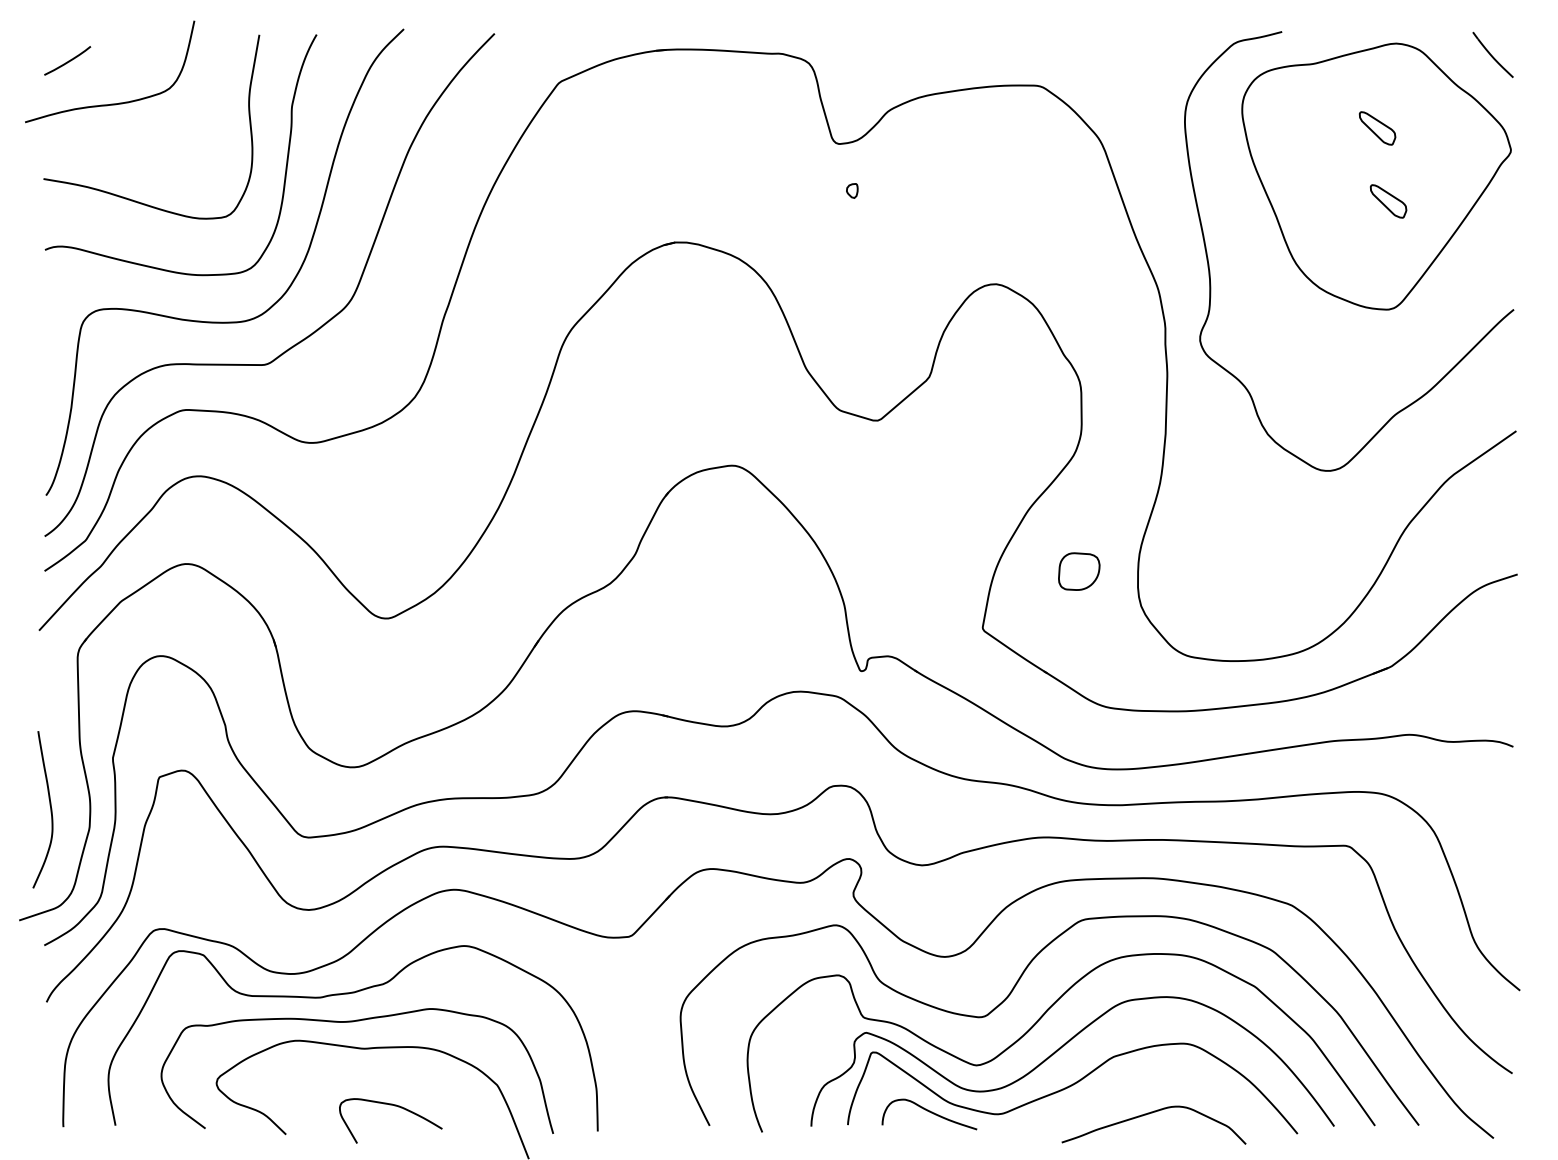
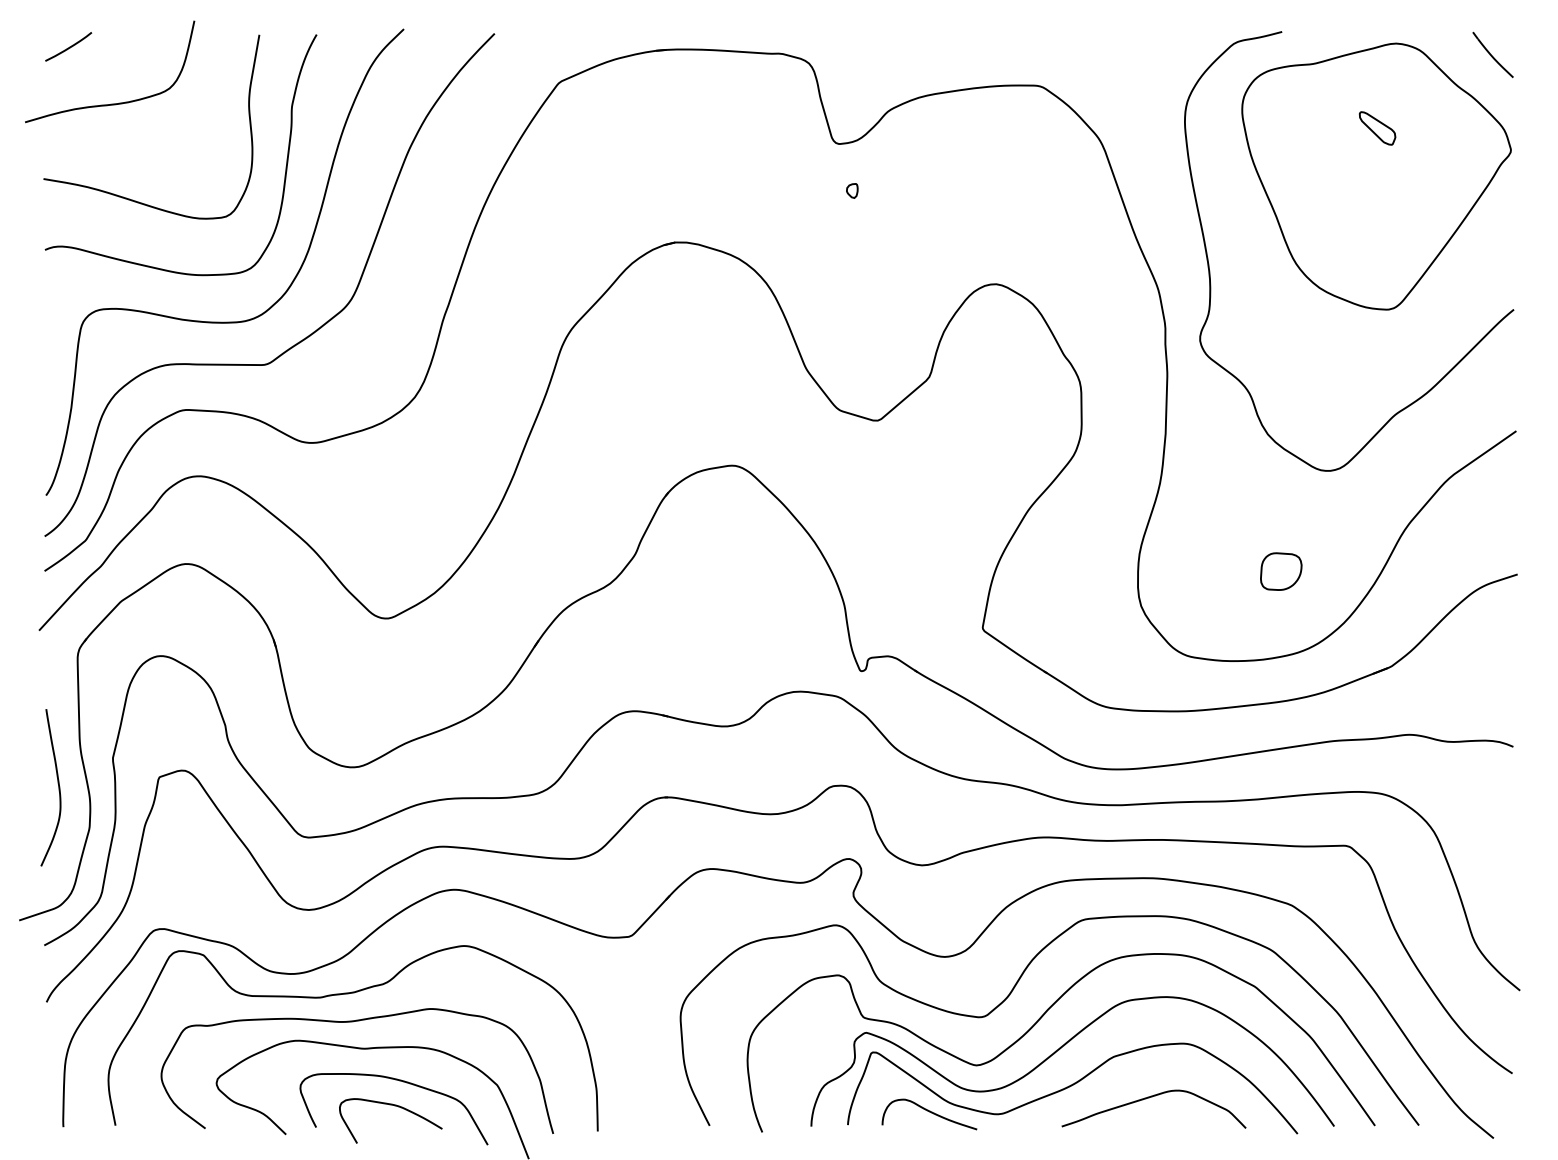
curve position: (68, 60) -> (69, 46) (69, 46)
part: present -> none (1388, 201)
part position: (1079, 571) -> (1281, 571) (1281, 571)
curve position: (50, 809) -> (58, 787) (58, 787)
curve: none -> present (399, 1081)
curve position: (1149, 1114) -> (1149, 1098) (1149, 1098)
